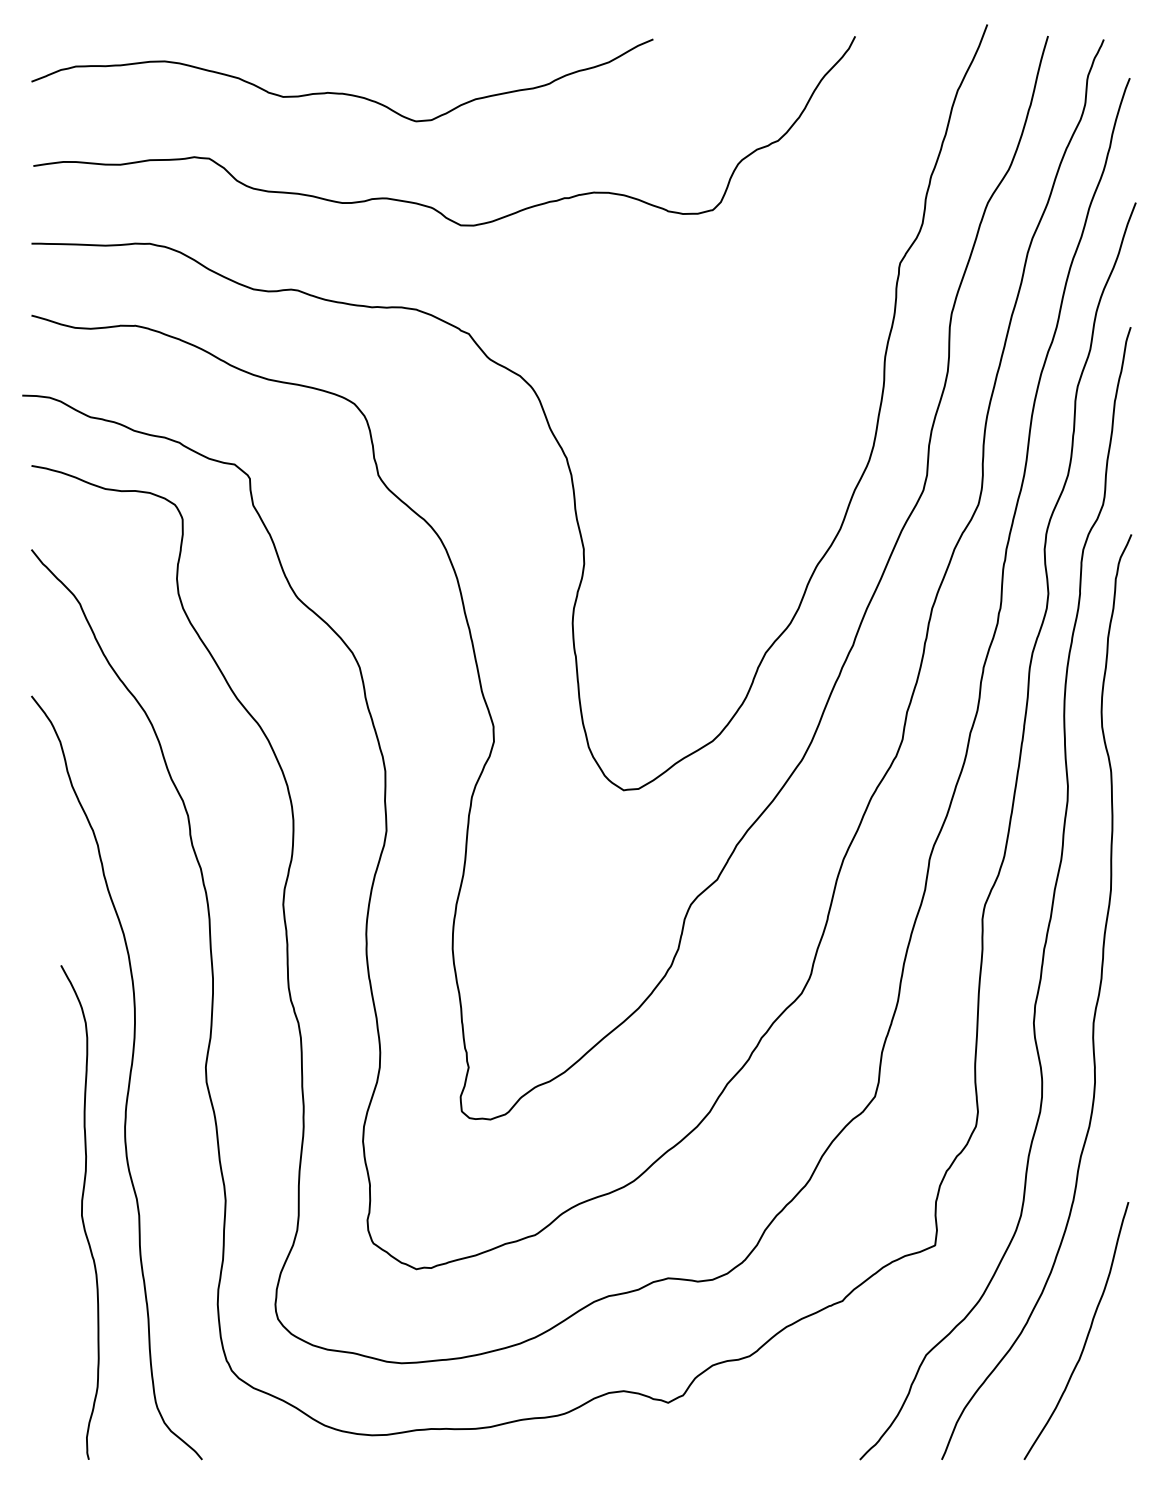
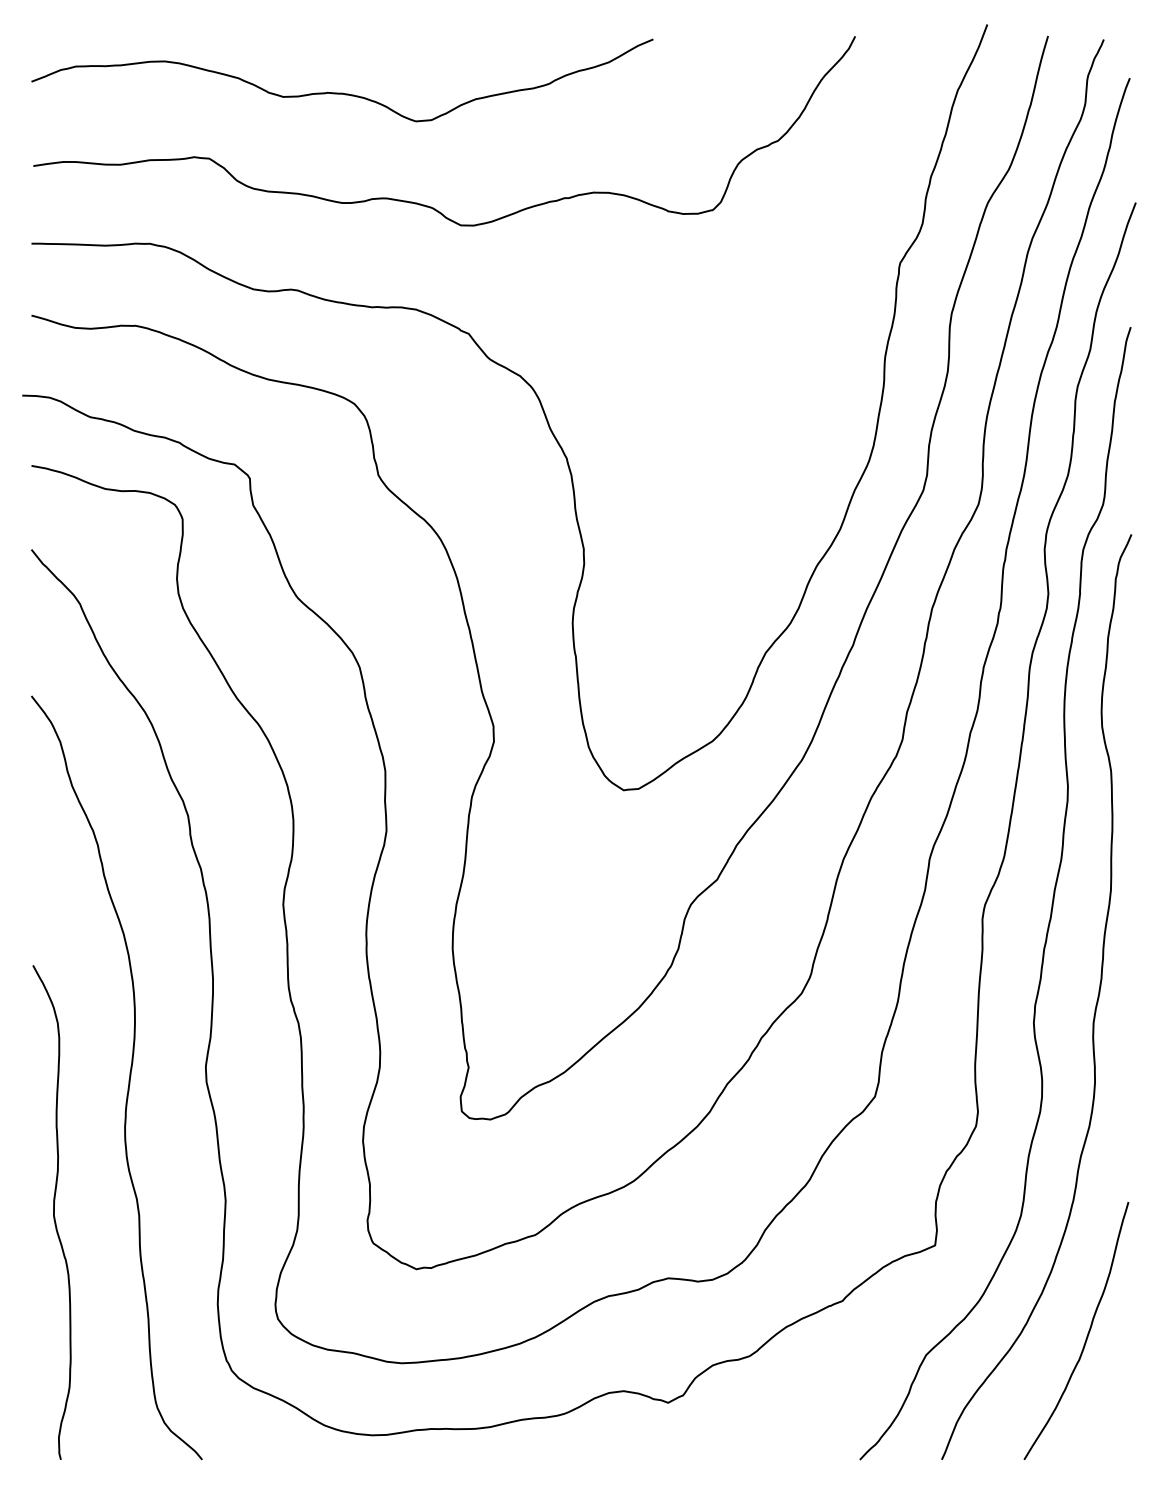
curve position: (81, 1212) -> (53, 1212) (53, 1212)
